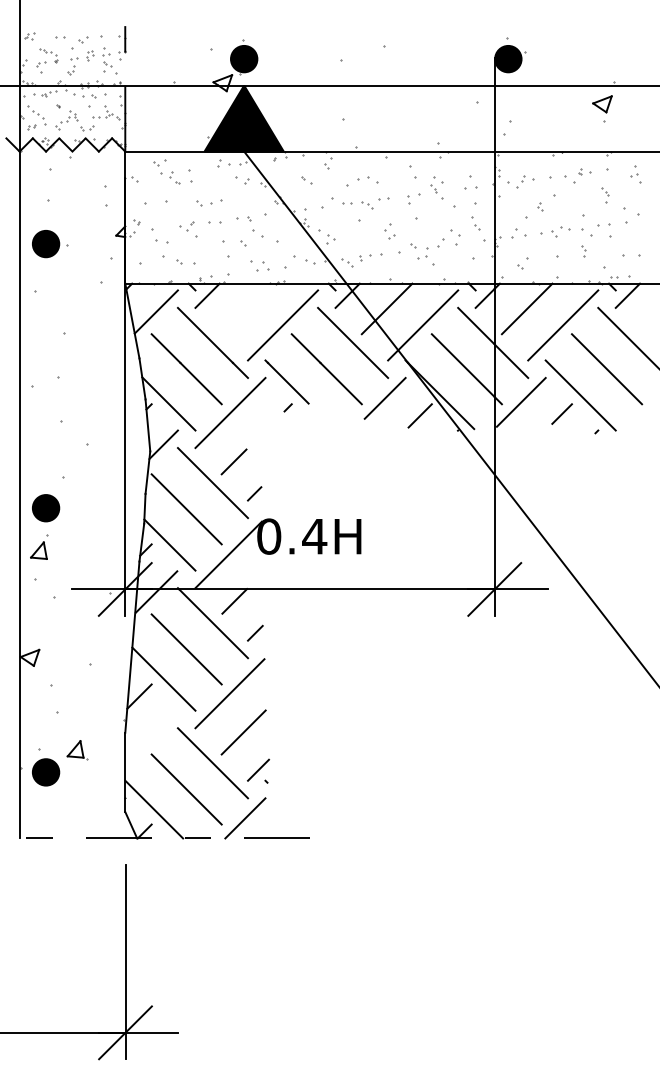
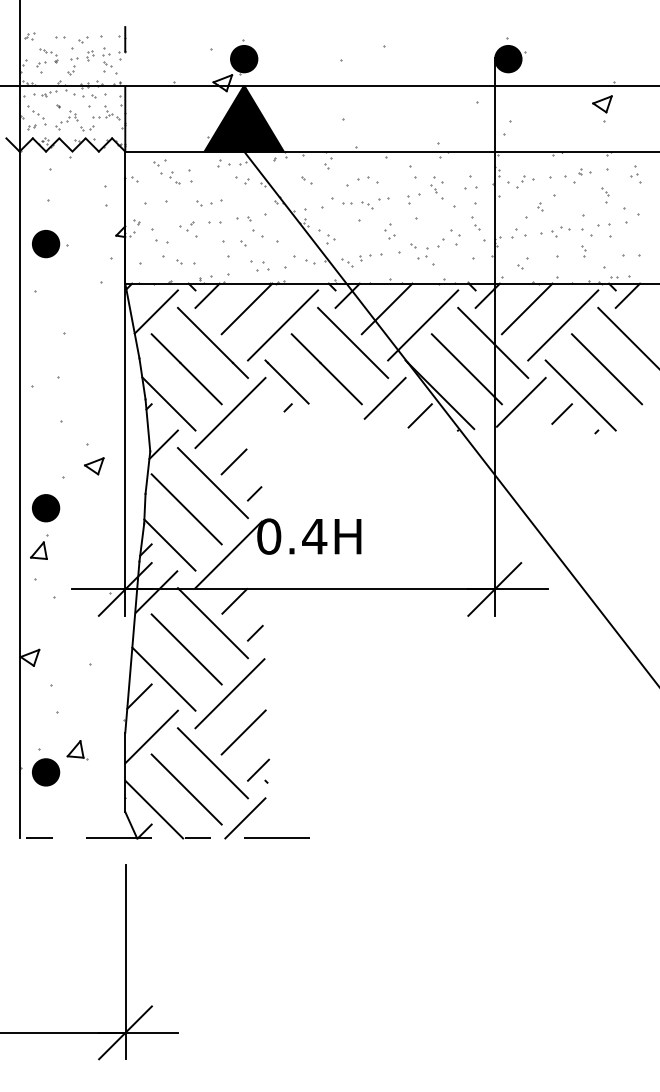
line: none -> present (246, 308)
part: none -> present (94, 466)
line: none -> present (151, 736)
